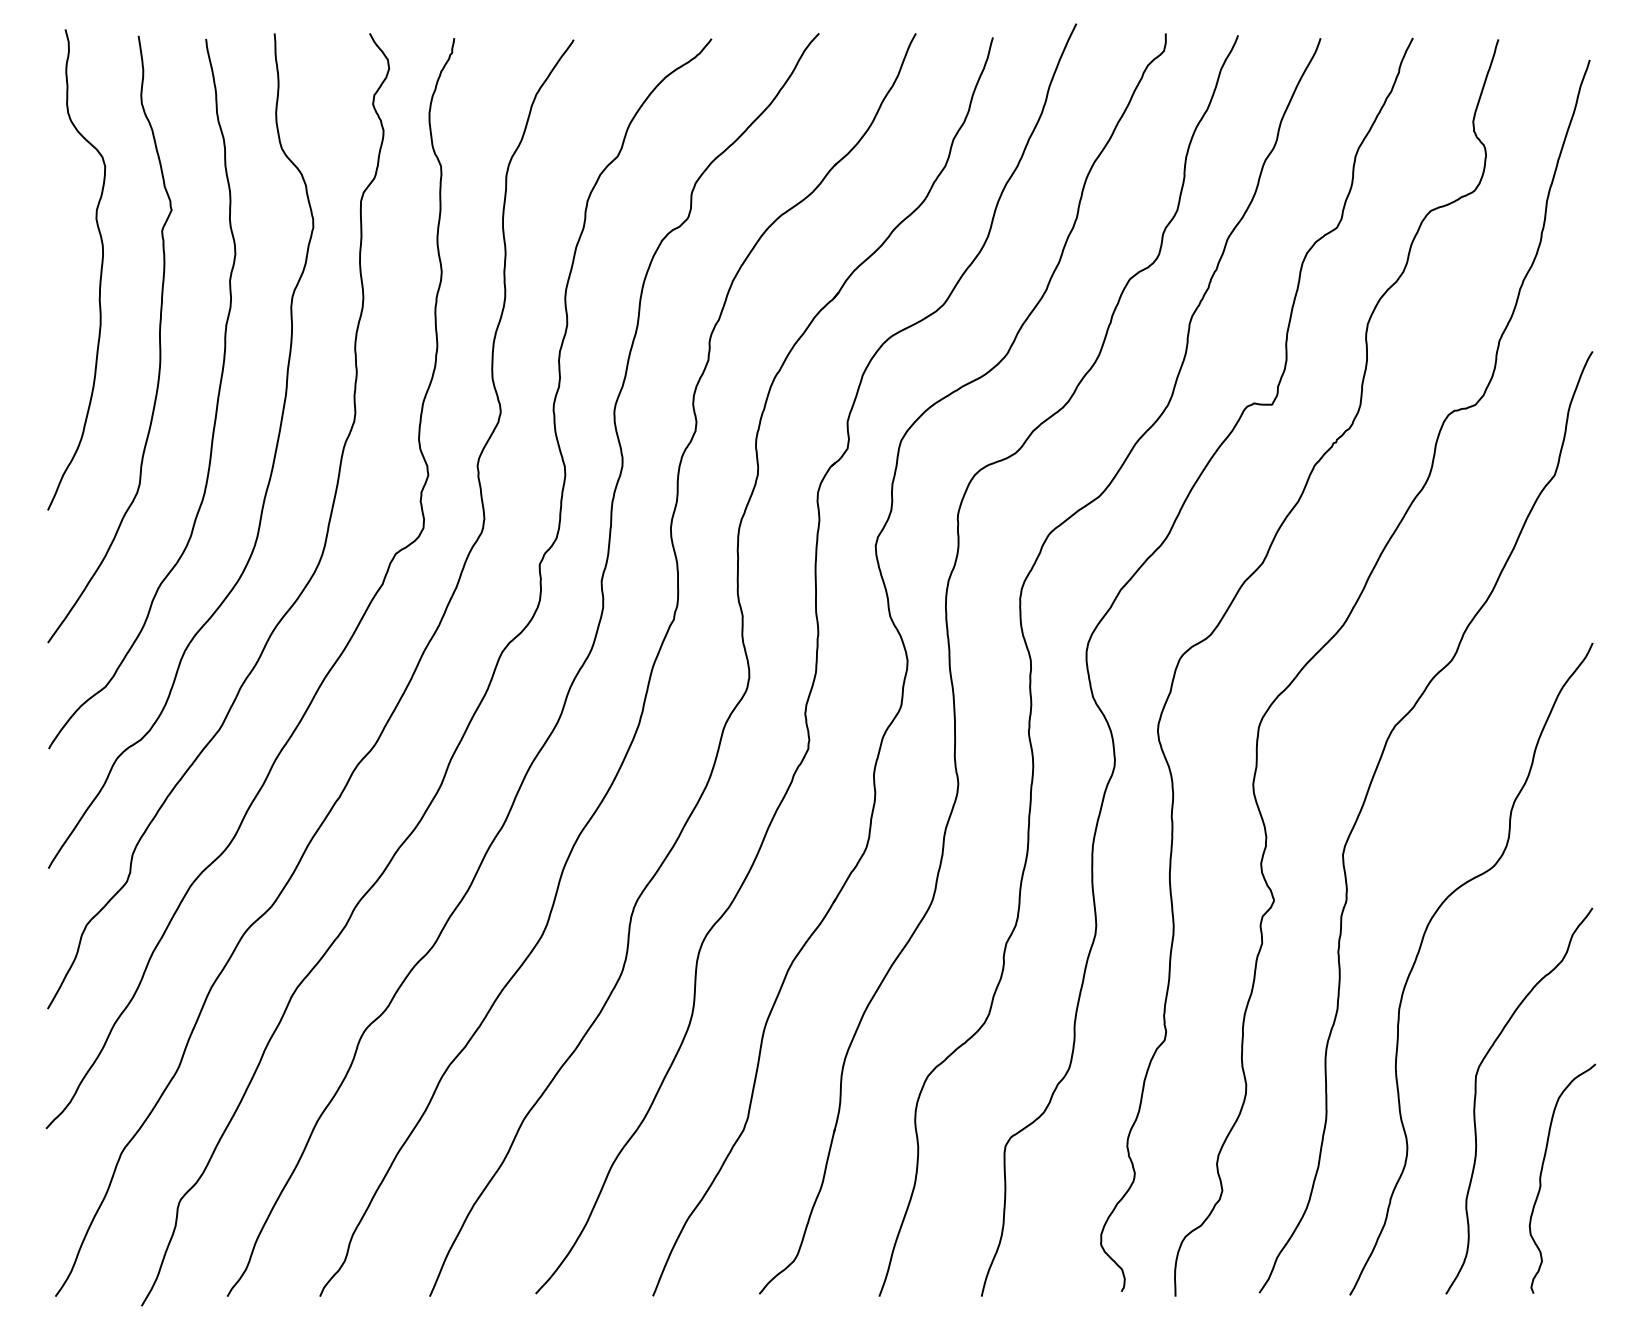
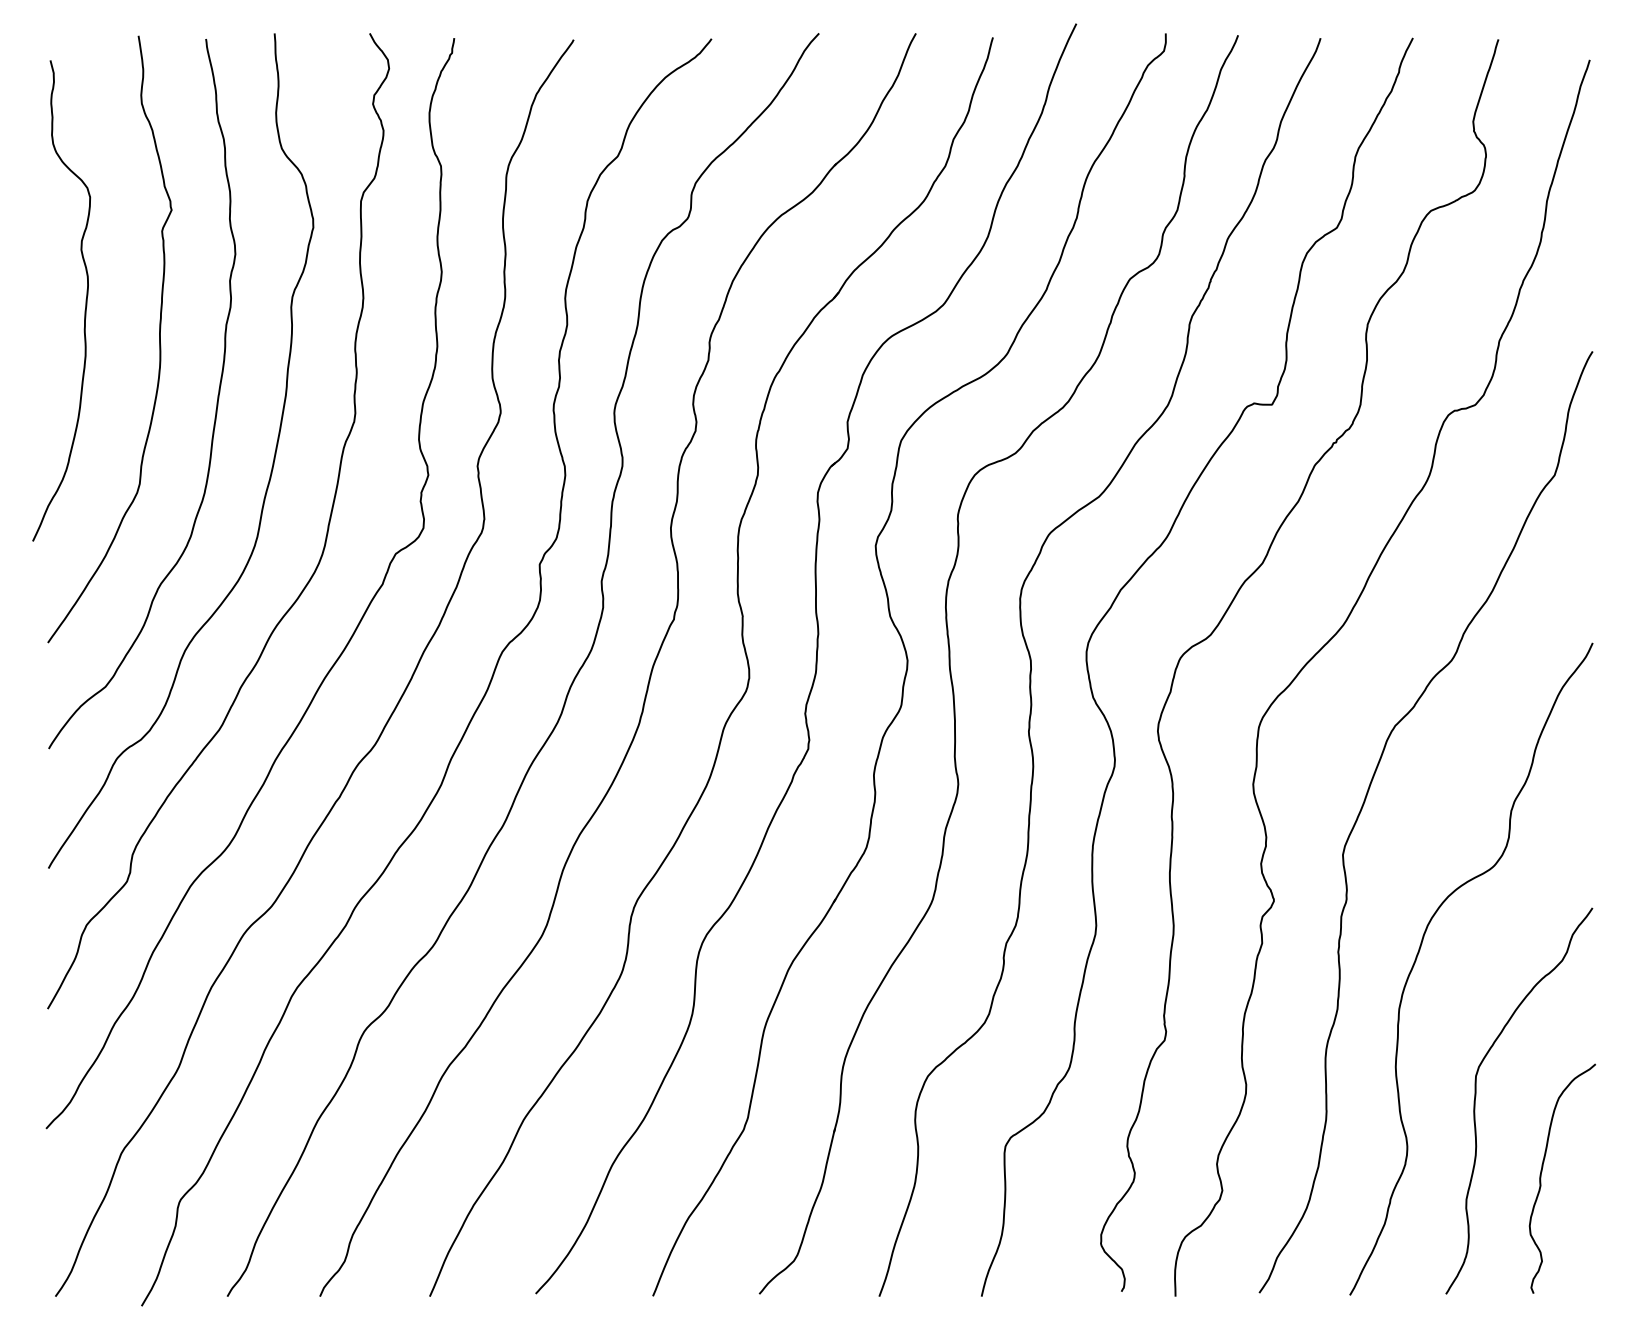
curve position: (100, 269) -> (85, 300) (85, 300)
